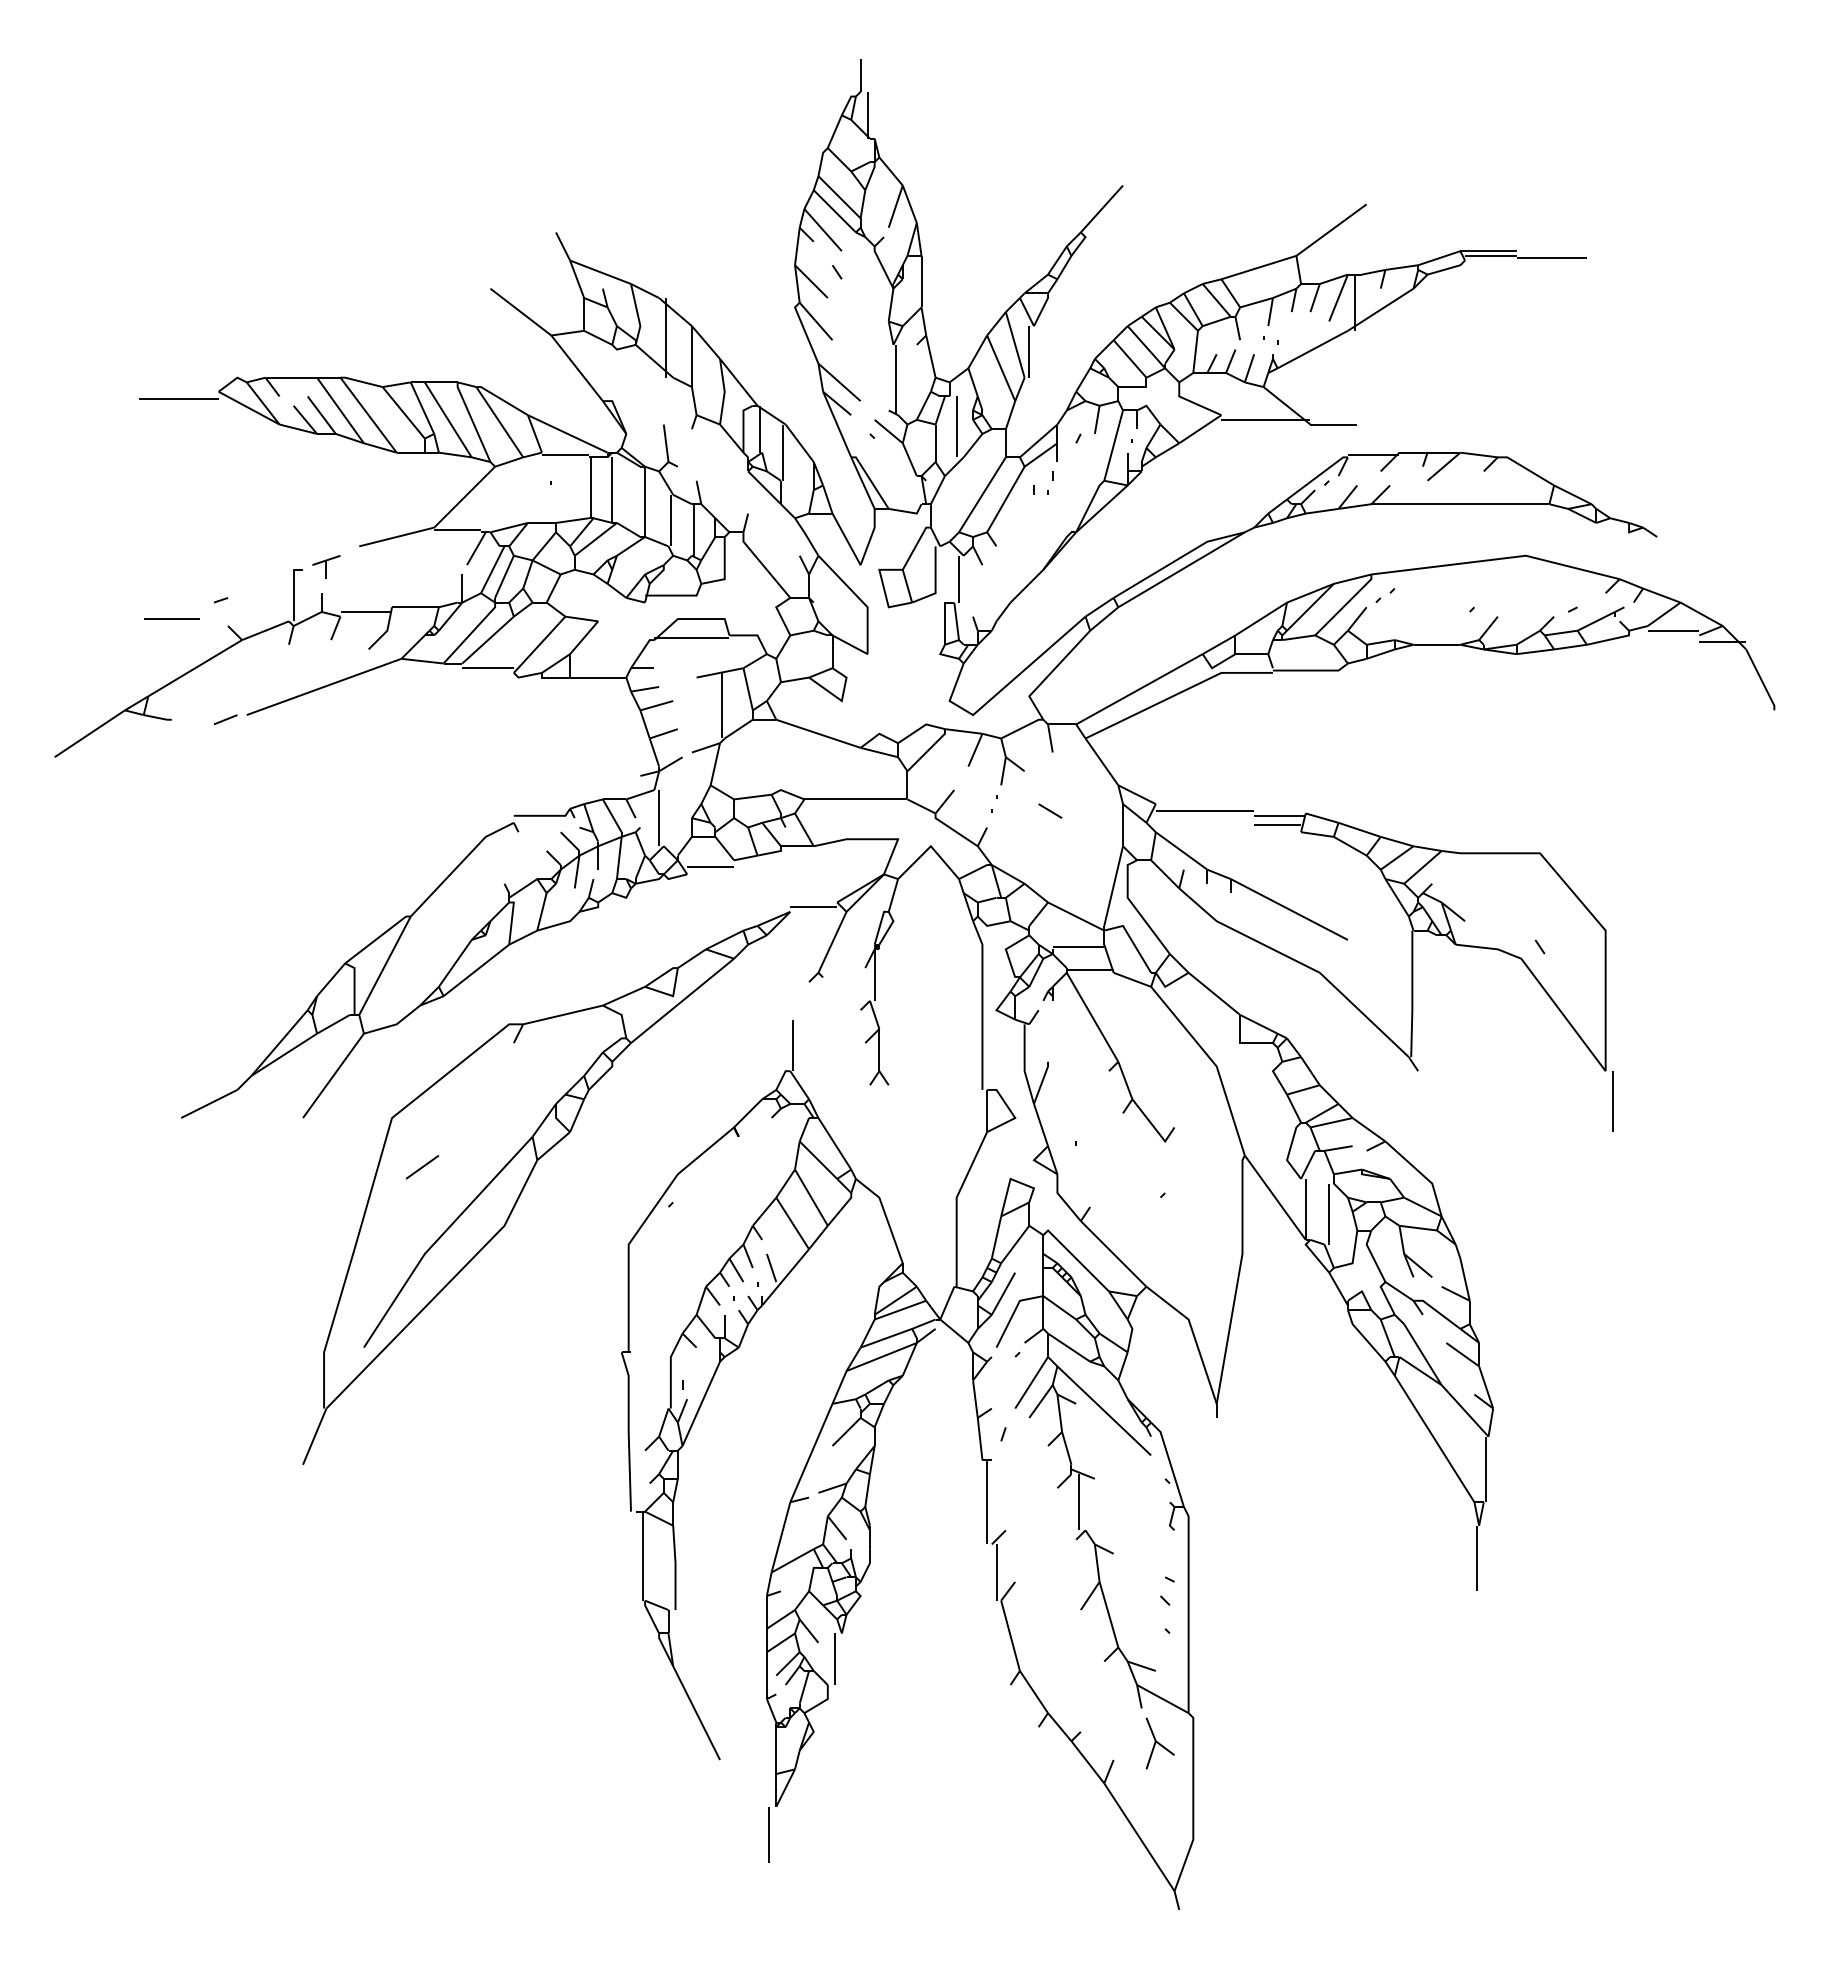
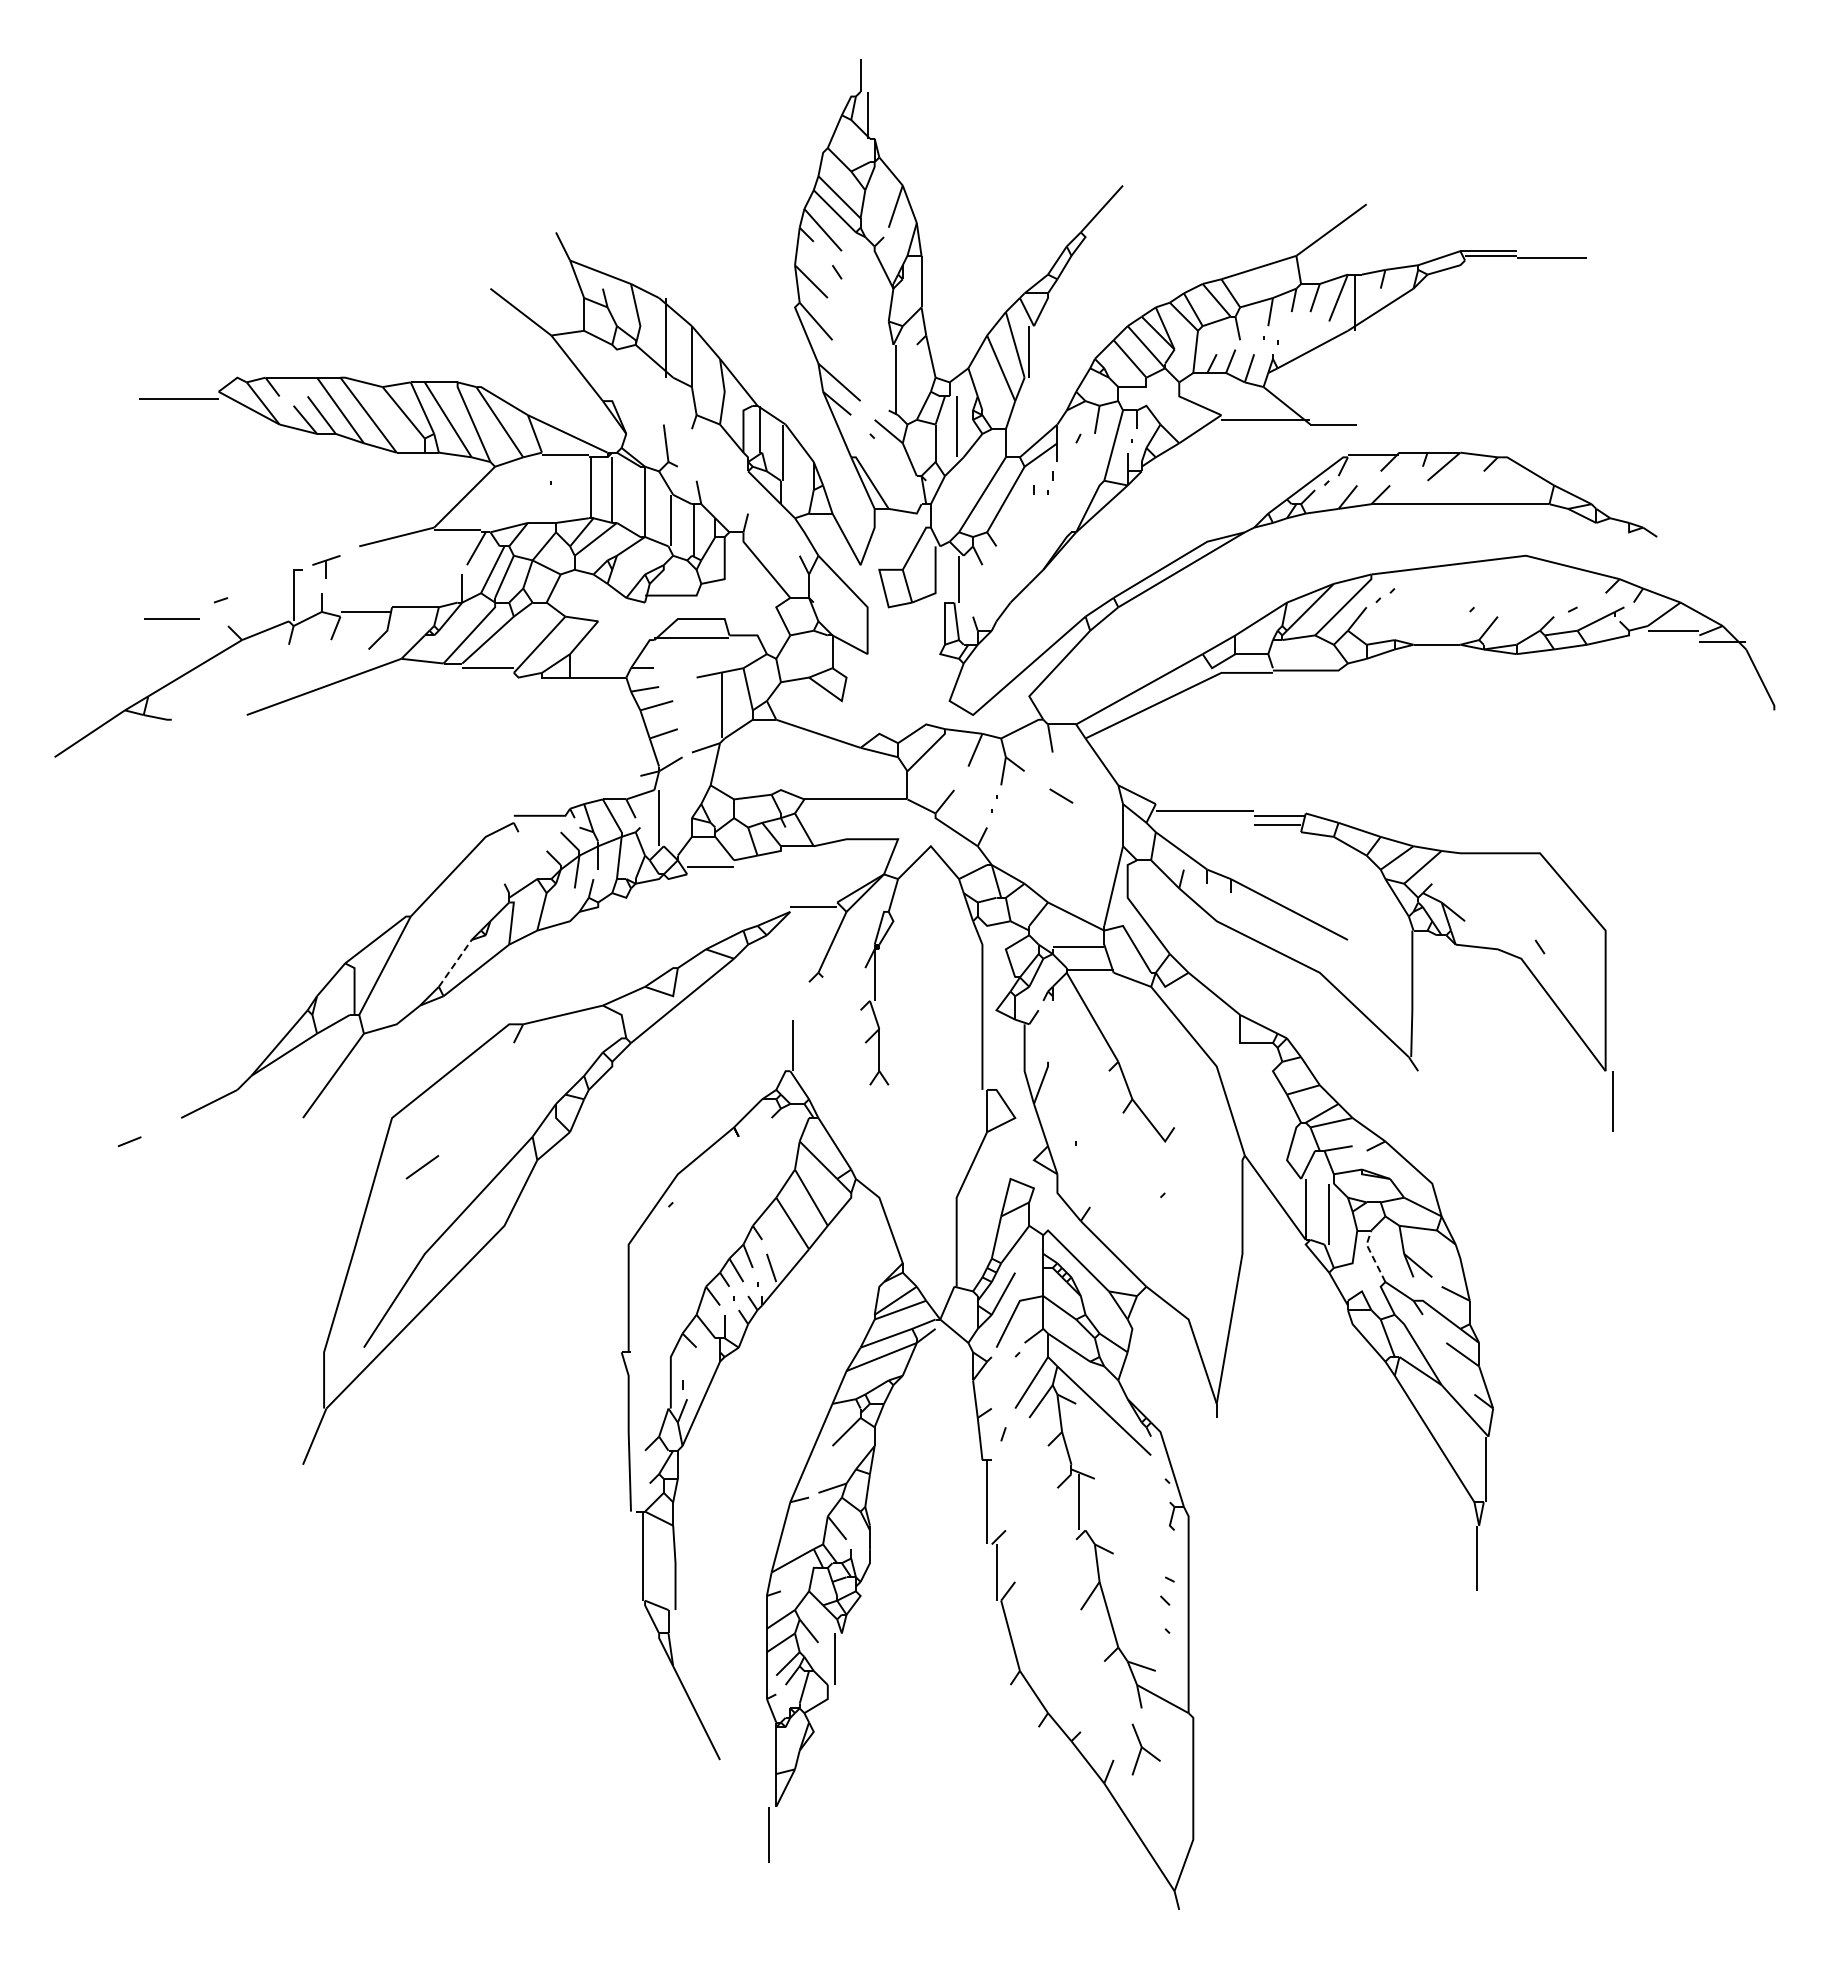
line position: (225, 719) -> (129, 1141) (129, 1141)
line position: (1050, 810) -> (1061, 795) (1061, 795)
line: solid -> dashed (455, 963)
line: solid -> dashed (1372, 1256)
part position: (1159, 1743) -> (1145, 1749) (1145, 1749)
